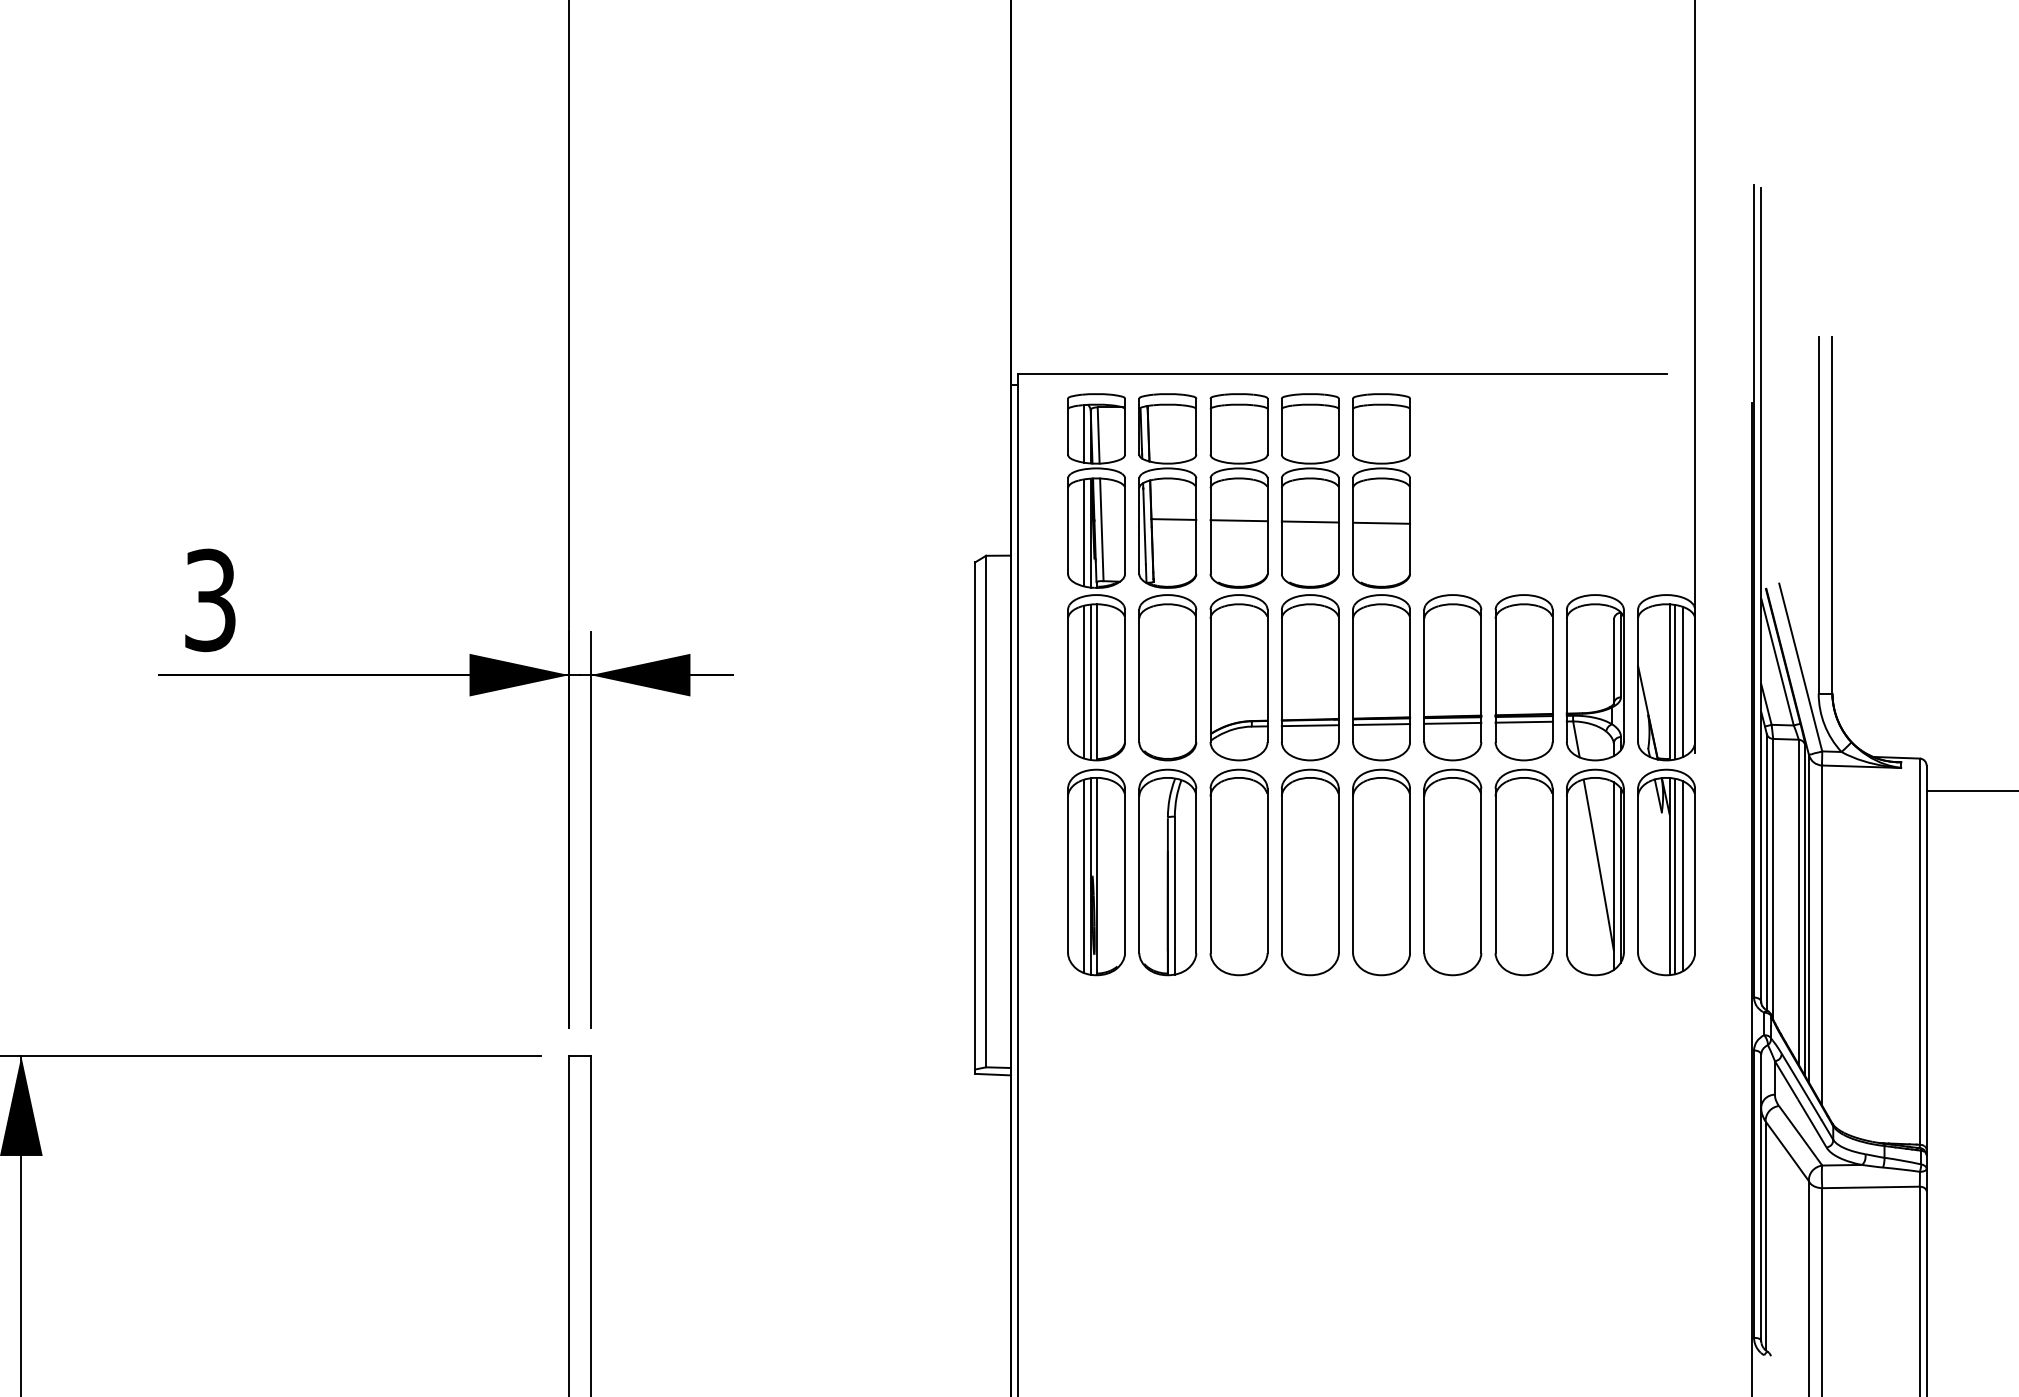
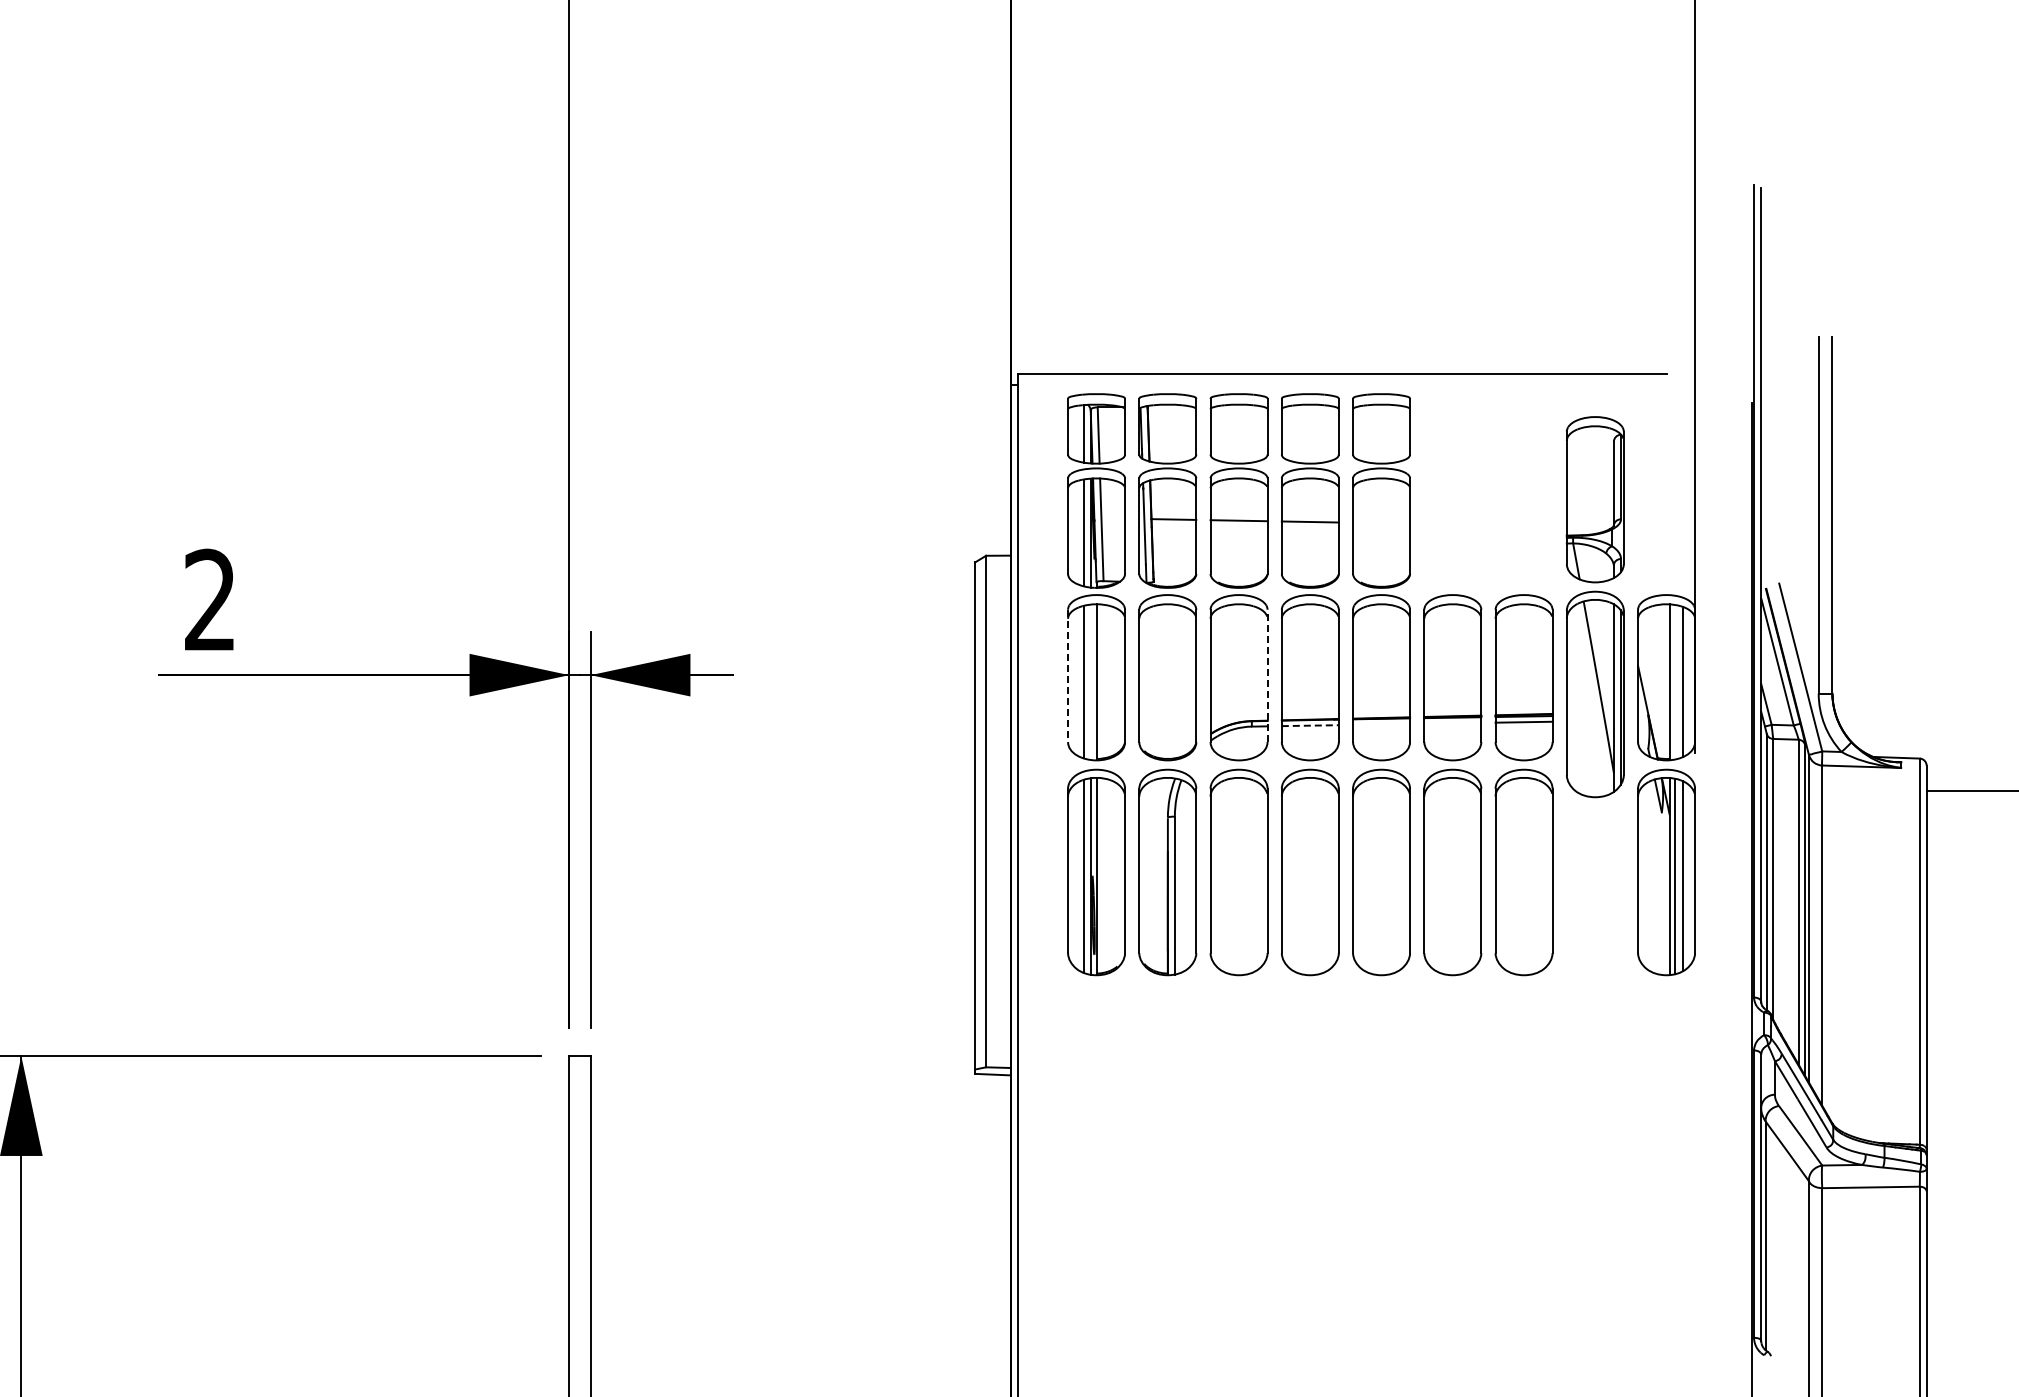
line: present -> none (1381, 522)
text: 3 -> 2 (210, 600)
line: solid -> dashed (1267, 675)
line: solid -> dashed (1068, 676)
line: present -> none (1090, 681)
line: present -> none (1675, 682)
line: present -> none (1452, 722)
line: present -> none (1381, 724)
line: solid -> dashed (1310, 725)
part position: (1594, 785) -> (1594, 607) (1594, 607)
